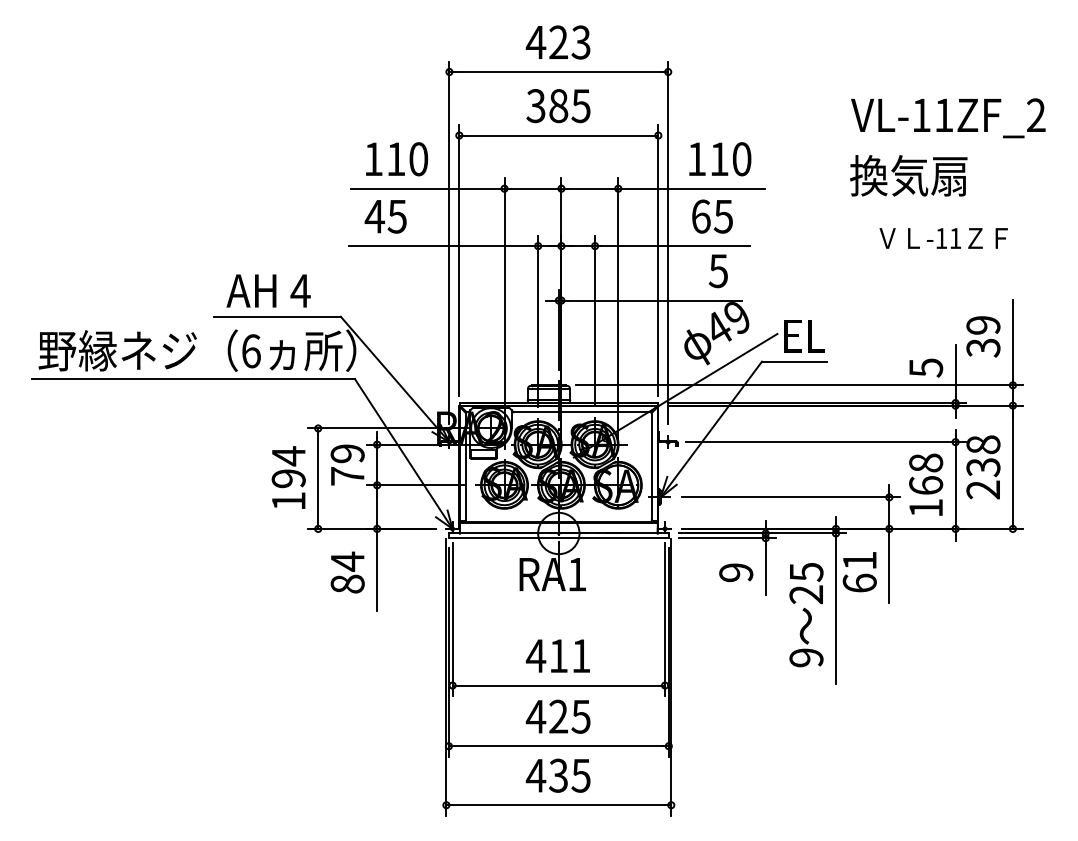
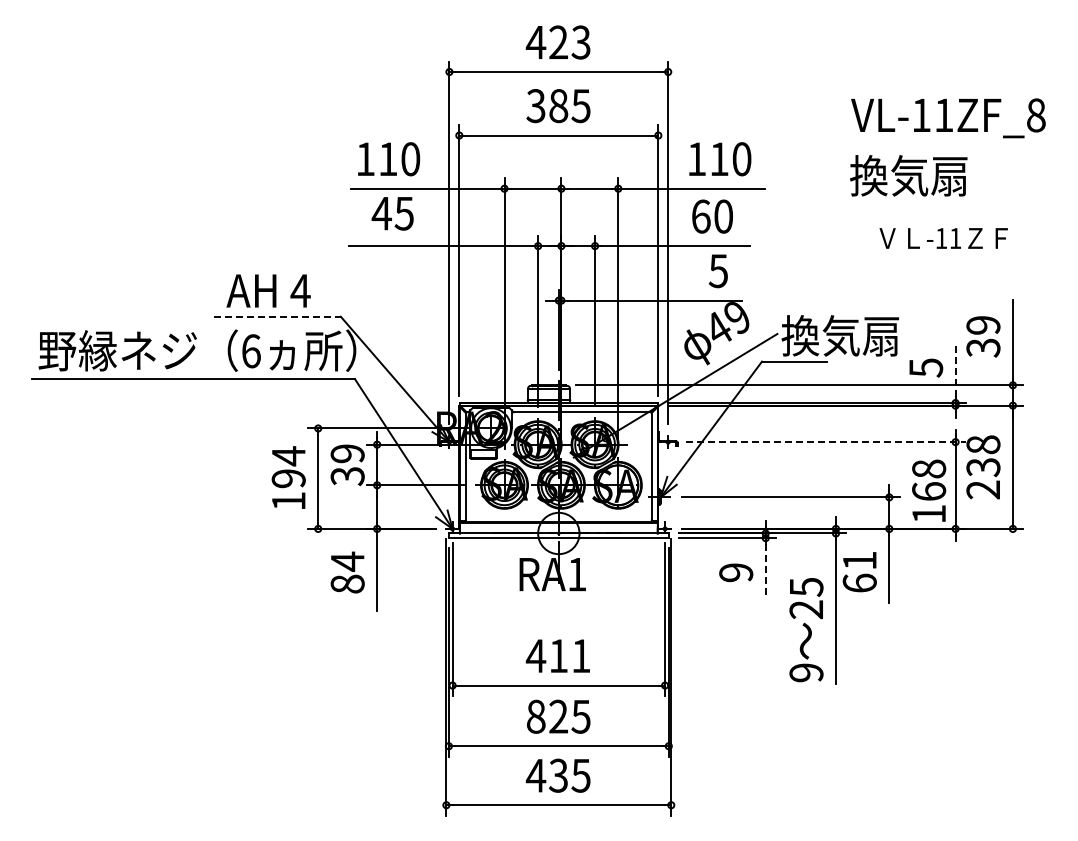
text: VL-11ZF_2 -> VL-11ZF_8 (1036, 115)
text position: (397, 159) -> (389, 159) (389, 159)
text position: (385, 216) -> (392, 213) (392, 213)
text: 65 -> 60 (722, 216)
line: solid -> dashed (278, 316)
text: EL -> 換気扇 (839, 335)
line: solid -> dashed (955, 370)
line: solid -> dashed (826, 442)
text: 79 -> 39 (347, 476)
text position: (926, 484) -> (929, 490) (929, 490)
line: solid -> dashed (765, 570)
text position: (806, 615) -> (806, 630) (806, 630)
text: 425 -> 825 (535, 716)
